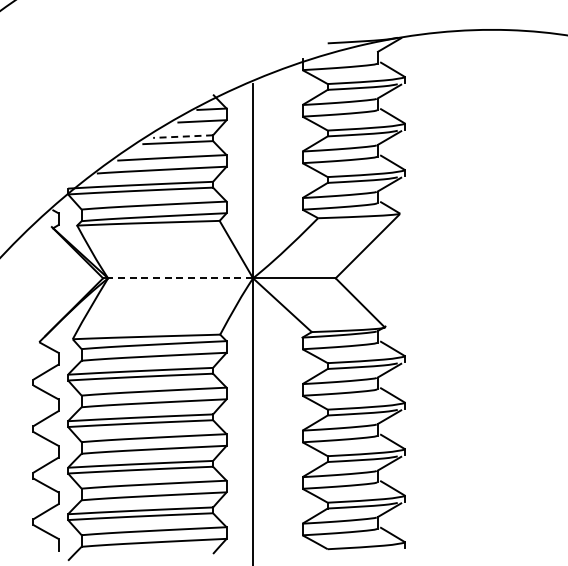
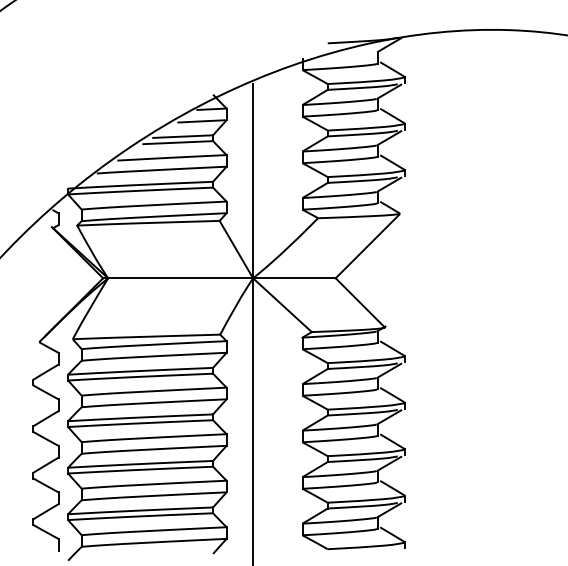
line: dashed -> solid (183, 136)
line: dashed -> solid (180, 278)
